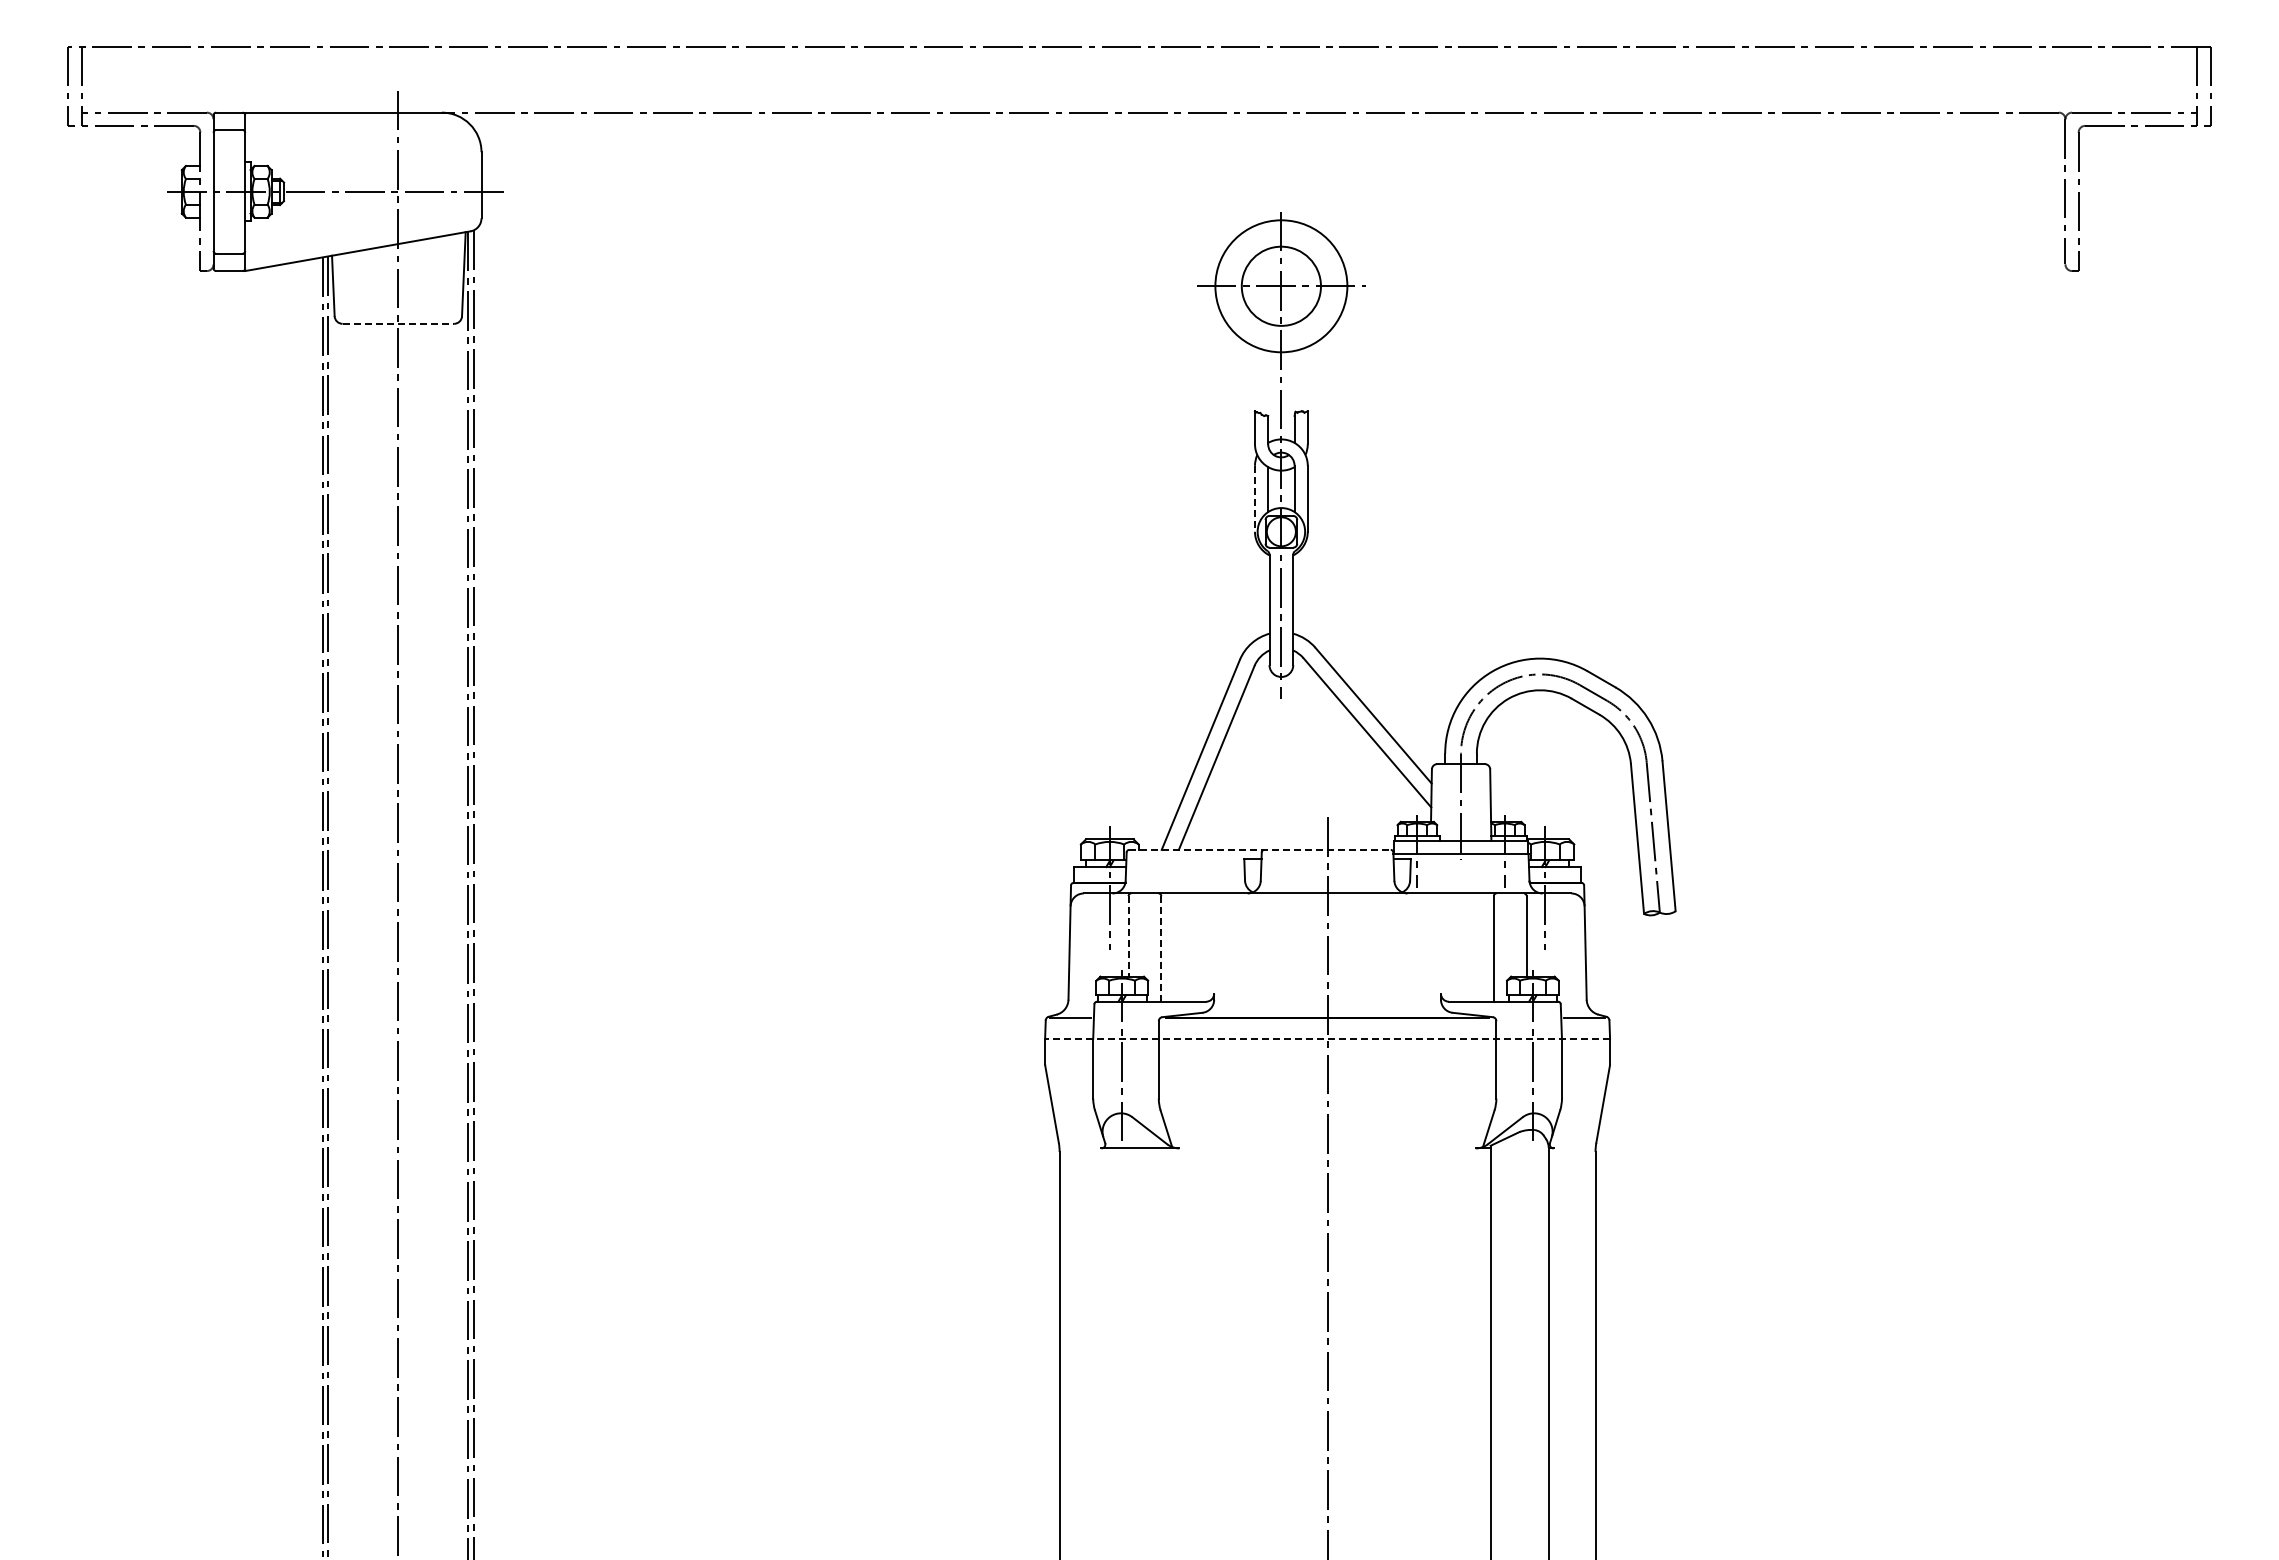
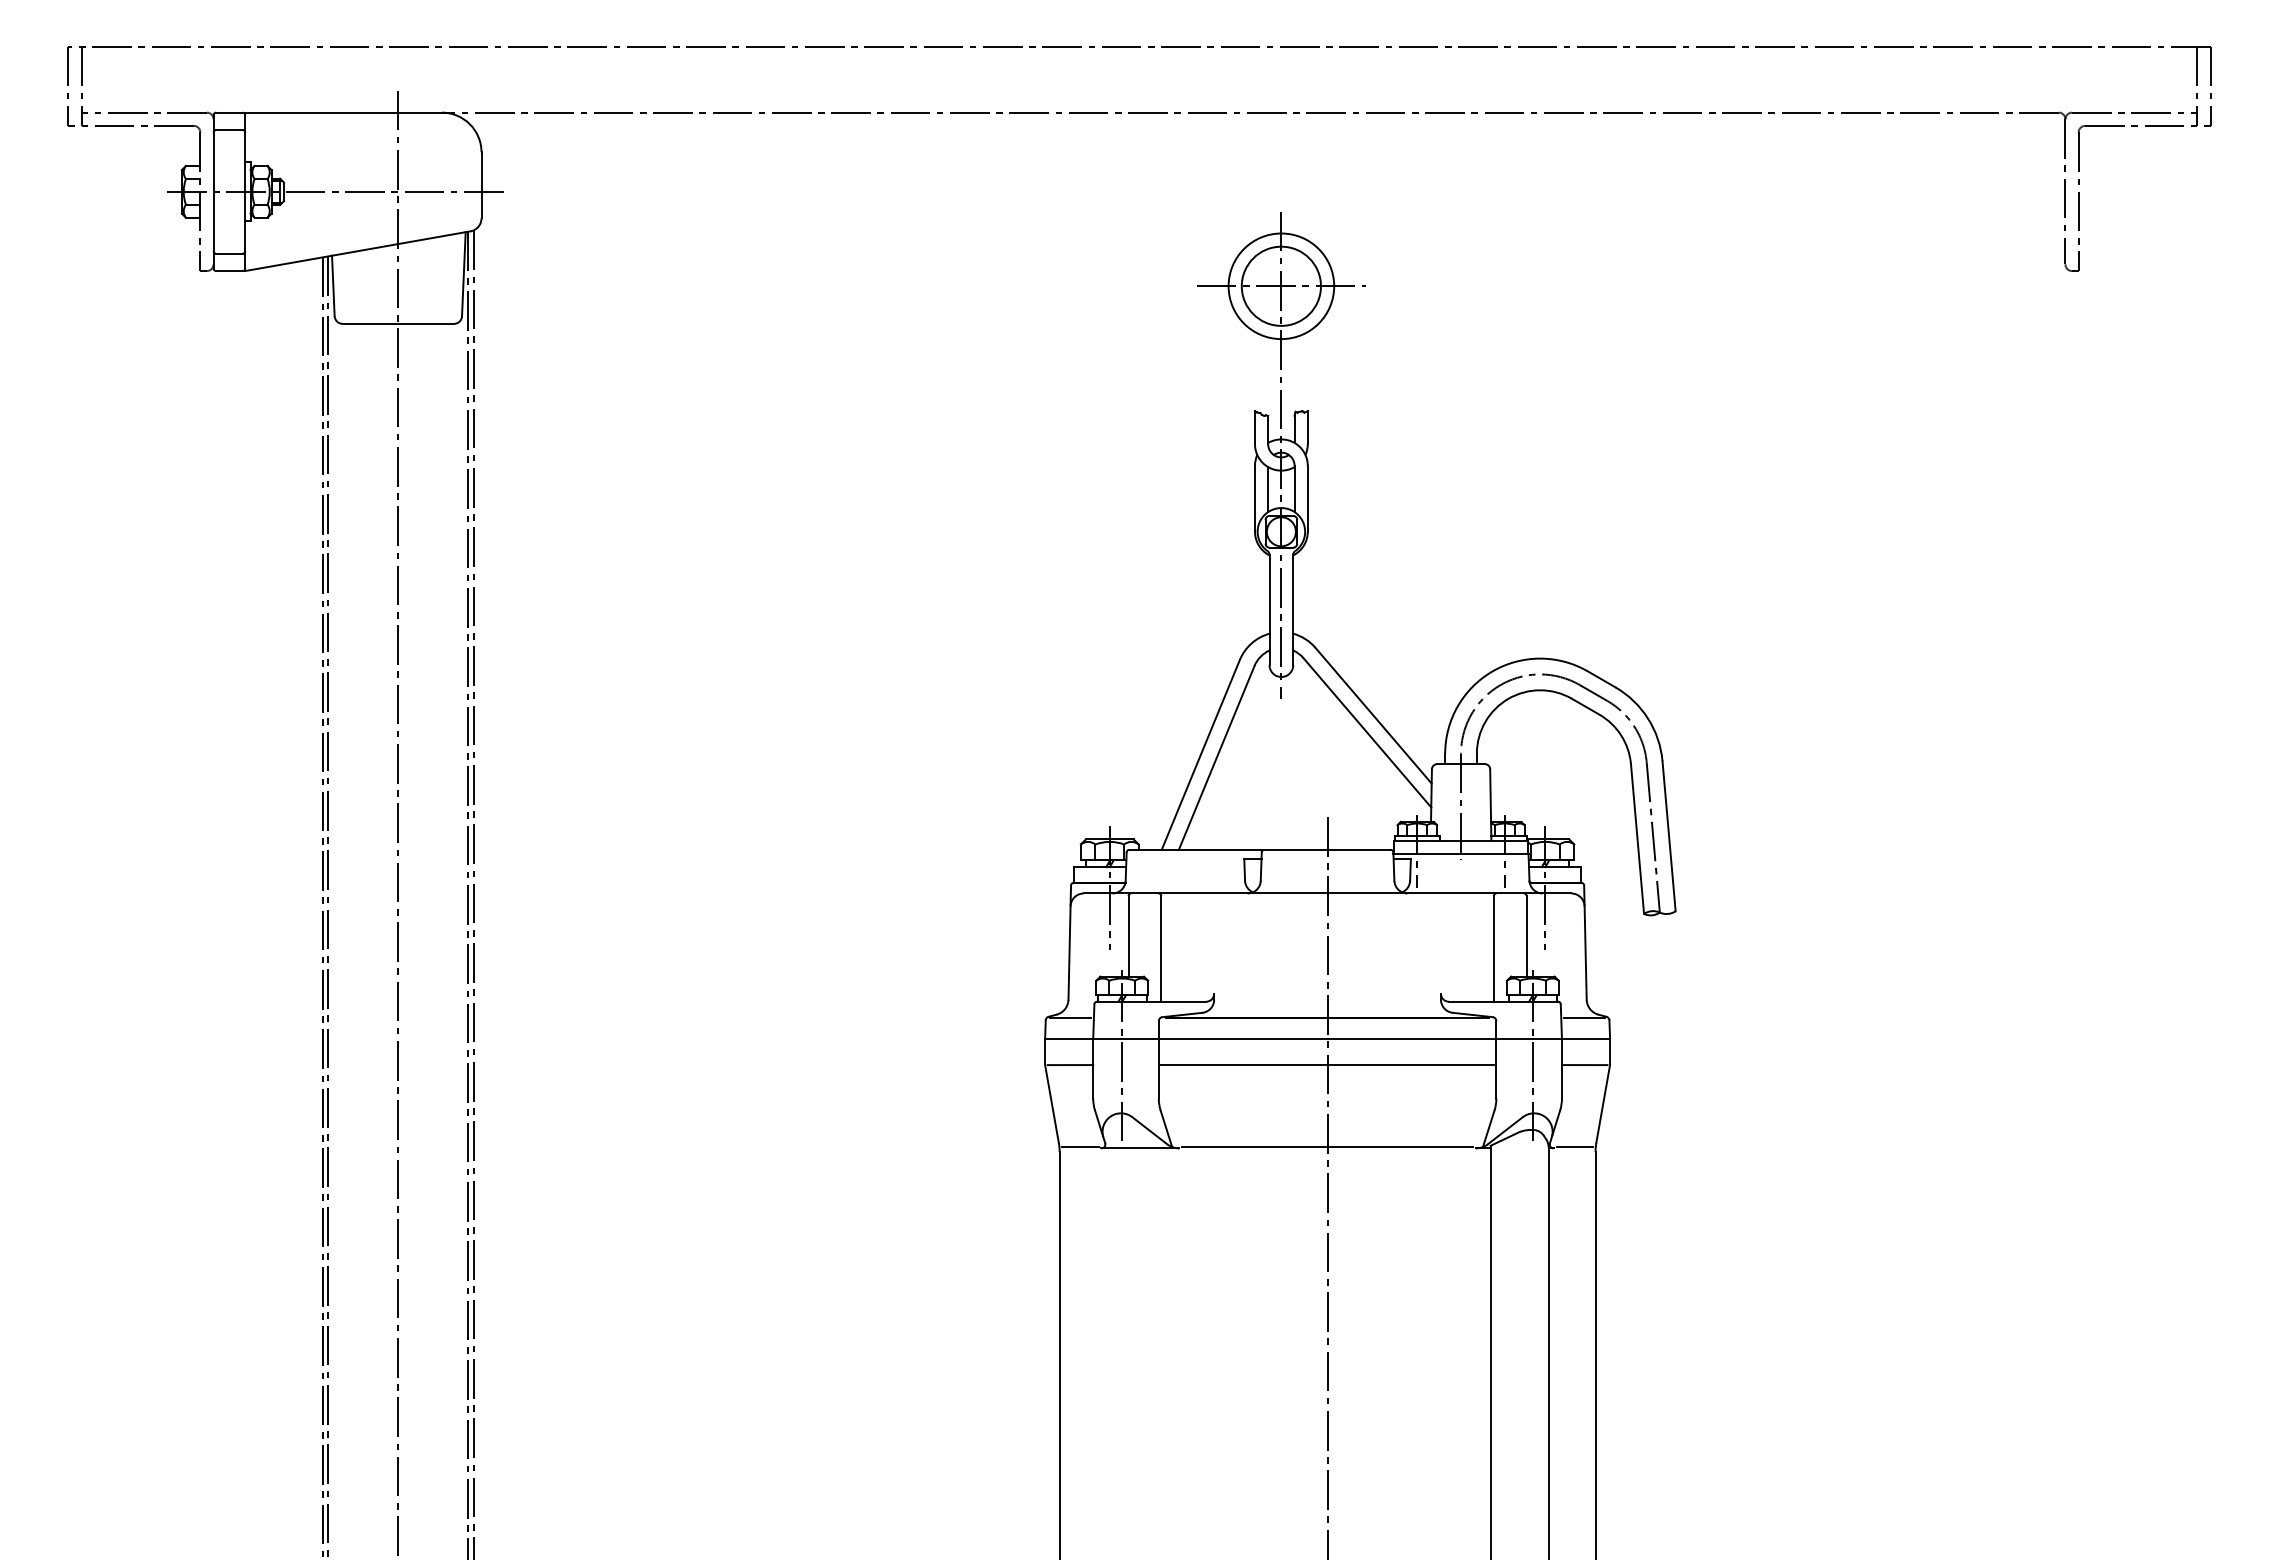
circle diameter: 132 px -> 106 px (1281, 286)
line: dashed -> solid (398, 323)
line: dashed -> solid (1254, 498)
line: dashed -> solid (1260, 849)
line: dashed -> solid (1128, 936)
line: dashed -> solid (1161, 948)
line: dashed -> solid (1327, 1038)
line: none -> present (1070, 1065)
line: none -> present (1327, 1065)
line: none -> present (1584, 1065)
line: none -> present (1080, 1147)
line: none -> present (1327, 1147)
line: none -> present (1574, 1147)
